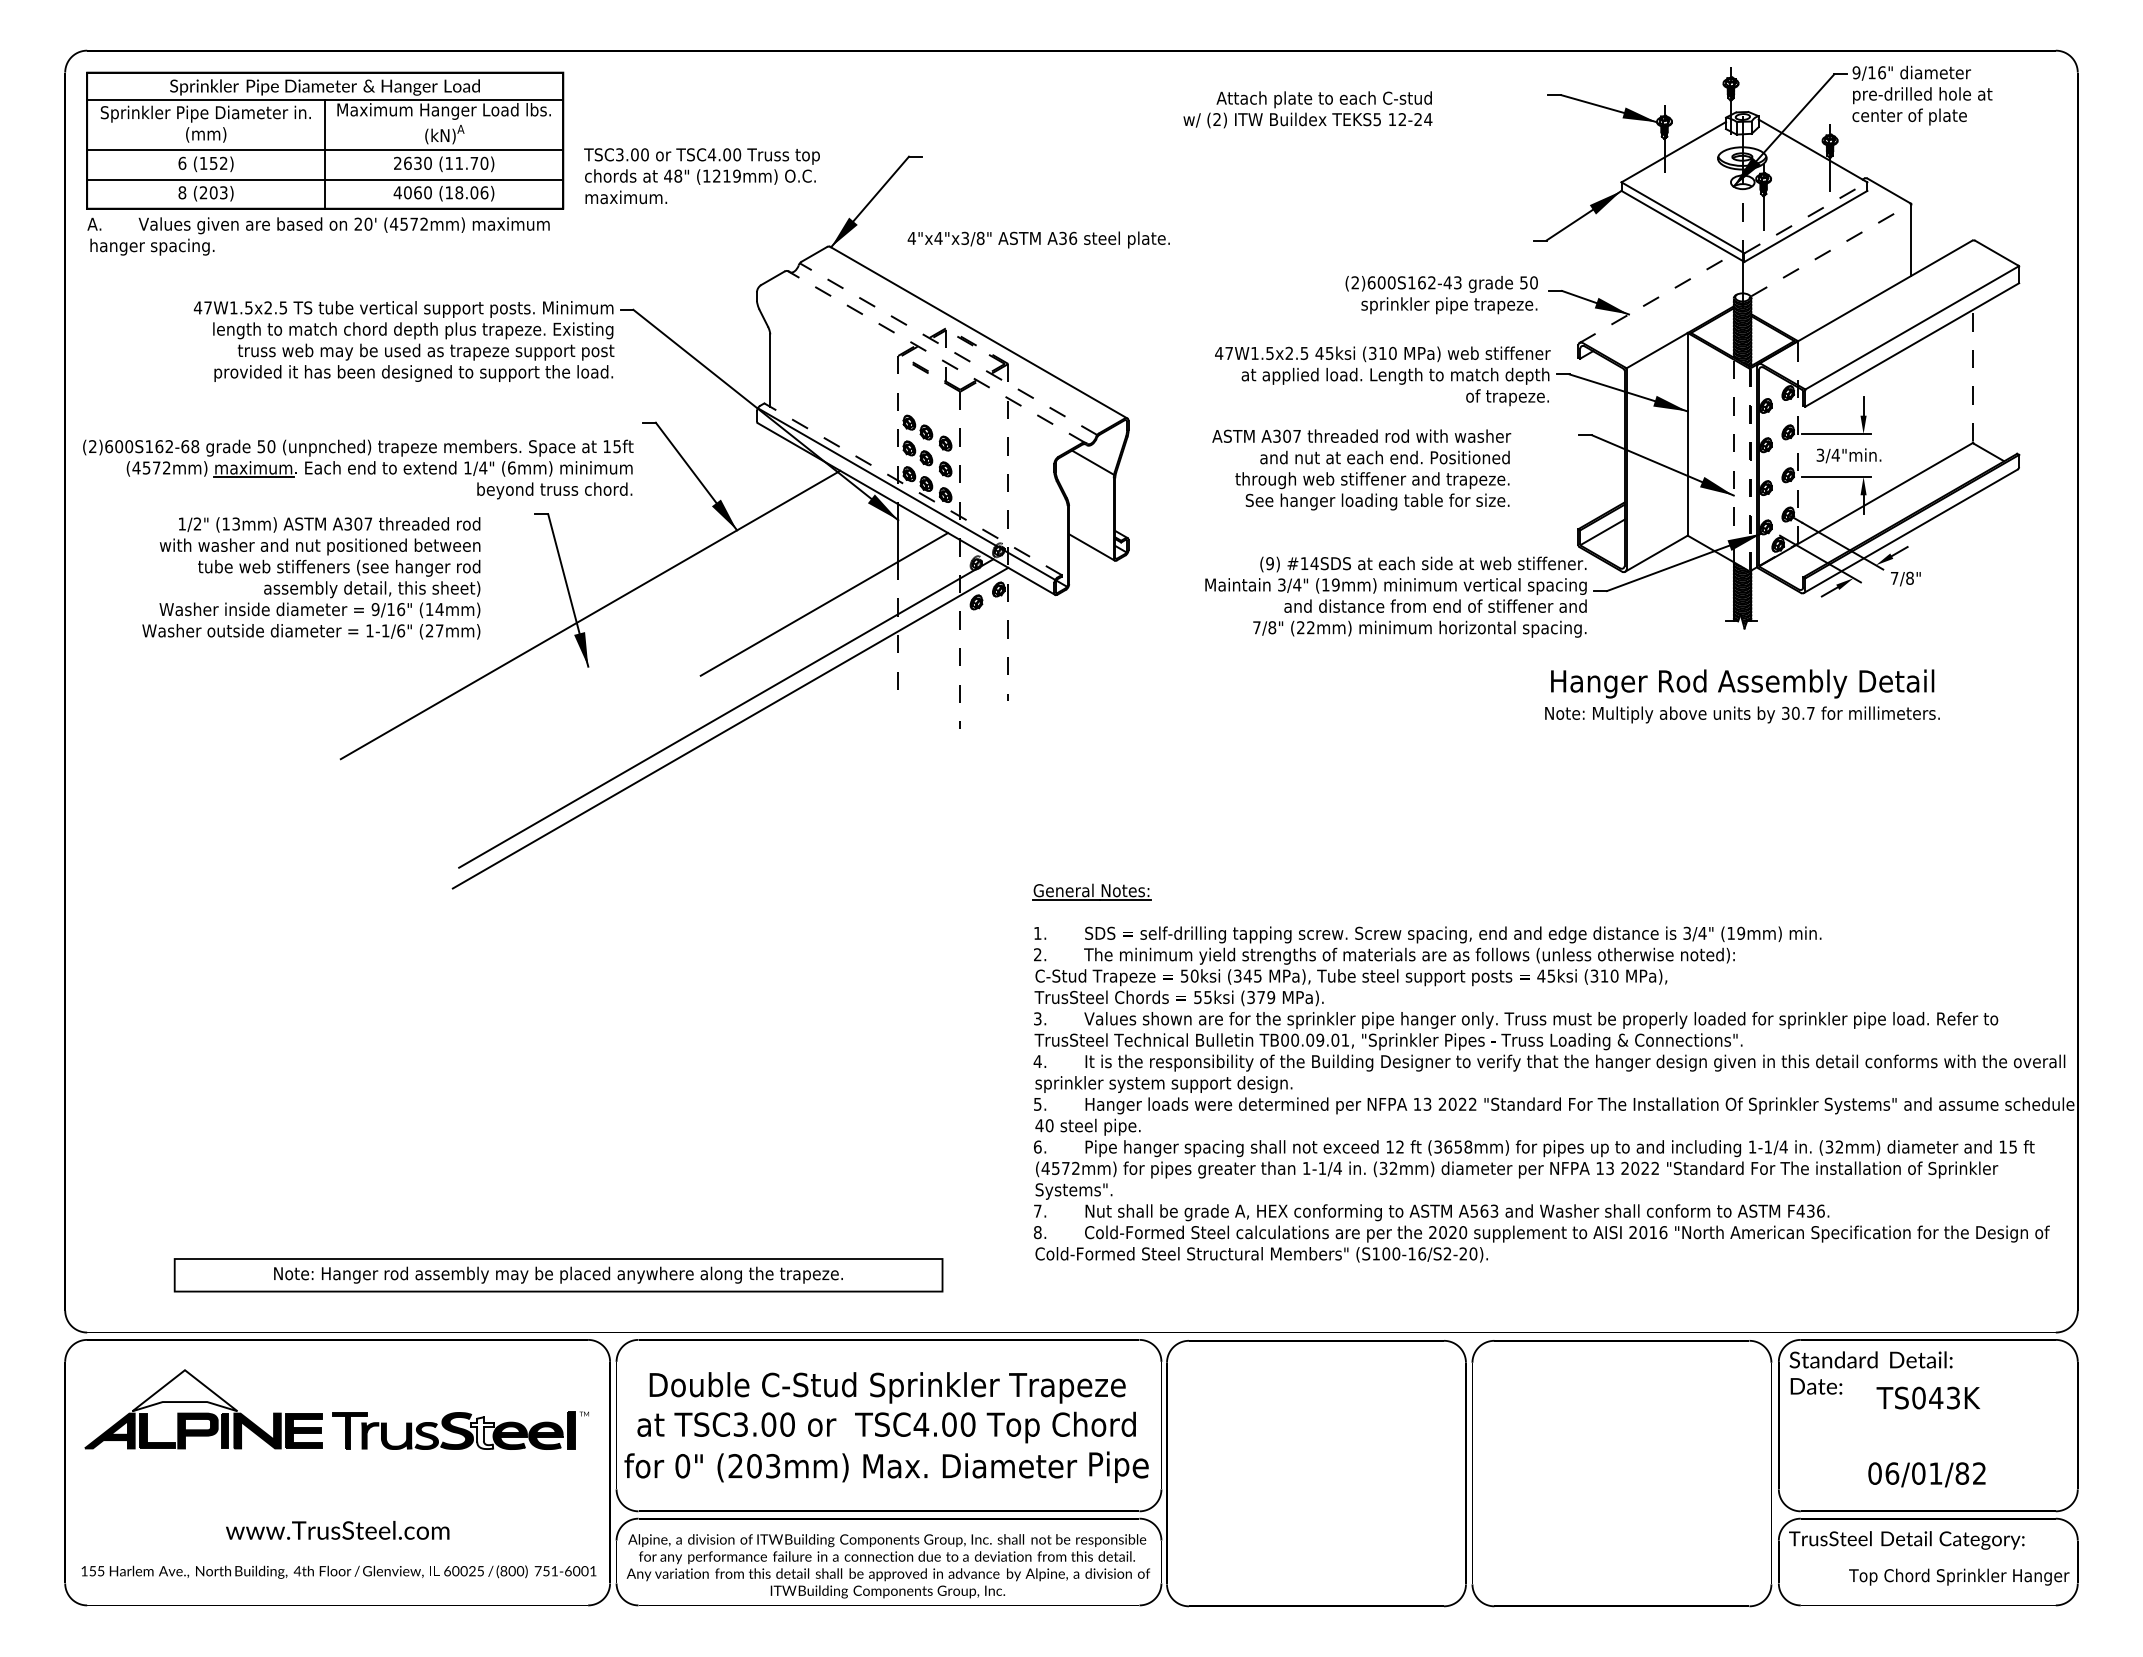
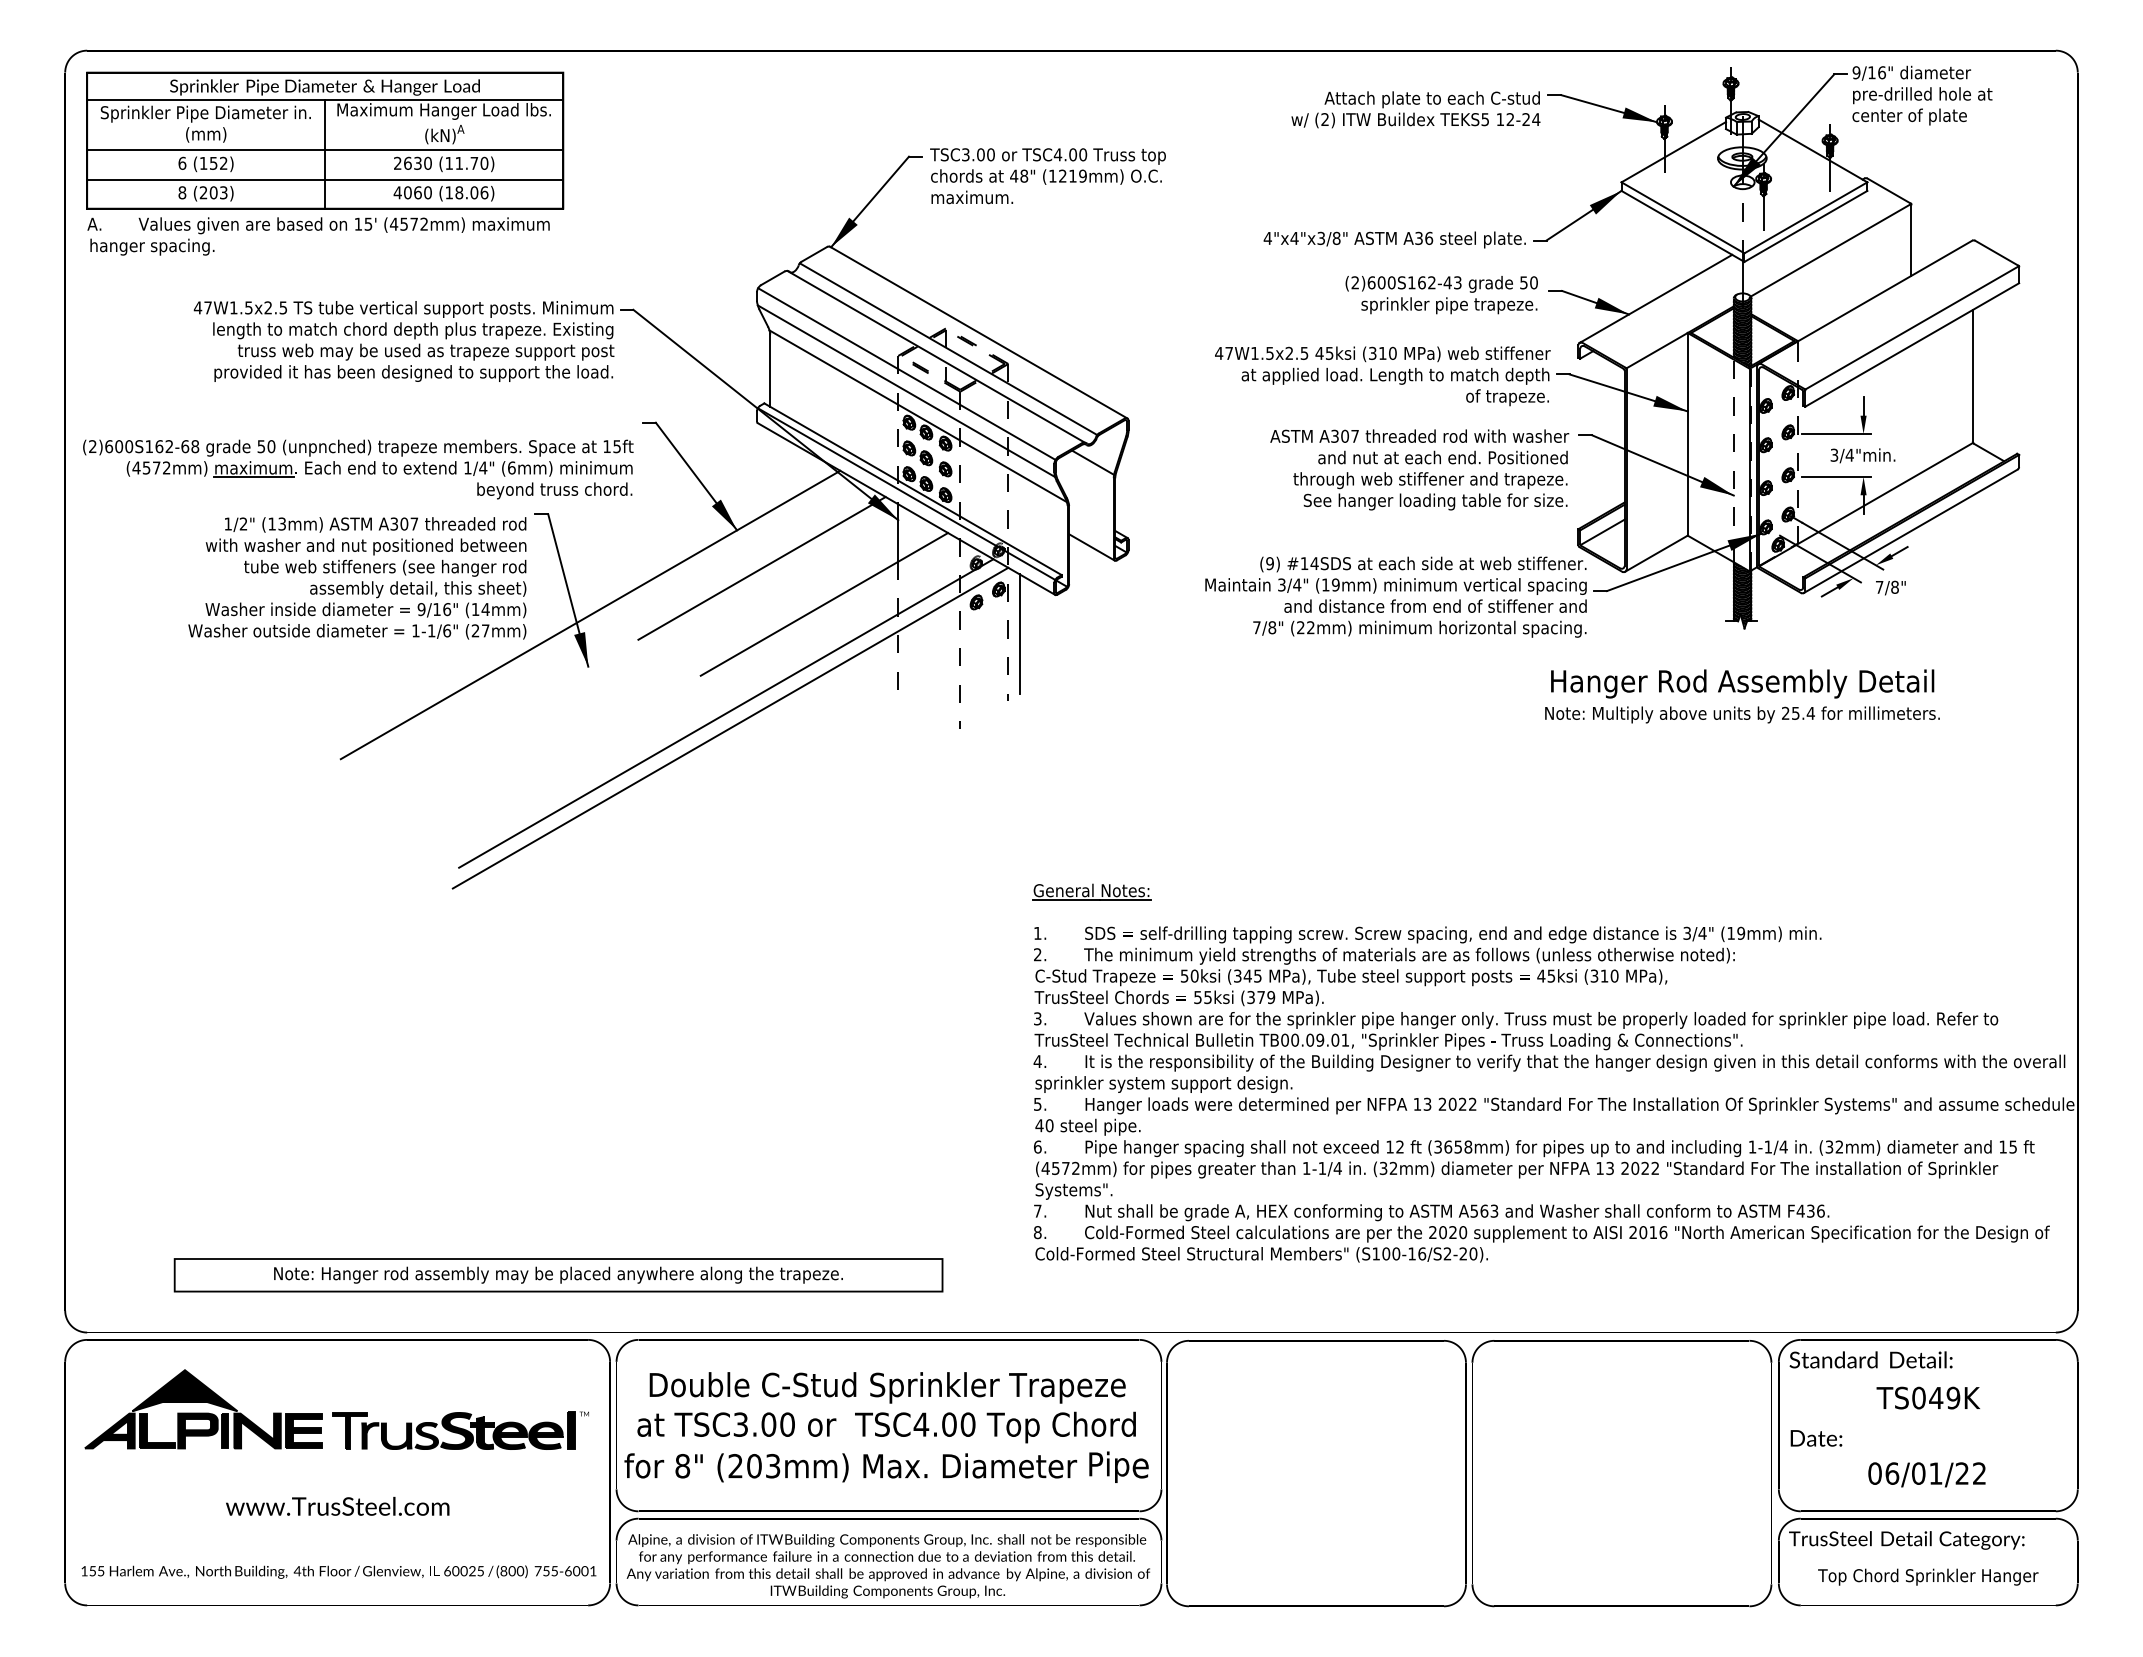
text position: (1307, 109) -> (1415, 109) (1415, 109)
text position: (701, 176) -> (1047, 176) (1047, 176)
line: dashed -> solid (1805, 217)
text: 20' -> 15' (363, 223)
text position: (1038, 239) -> (1394, 239) (1394, 239)
line: dashed -> solid (1831, 249)
line: dashed -> solid (1656, 298)
line: dashed -> solid (948, 349)
line: dashed -> solid (936, 356)
line: none -> present (906, 373)
line: dashed -> solid (1972, 375)
line: none -> present (906, 391)
line: none -> present (917, 416)
text position: (1848, 455) -> (1862, 455) (1862, 455)
text position: (1361, 469) -> (1419, 469) (1419, 469)
line: dashed -> solid (1749, 470)
line: dashed -> solid (913, 489)
line: none -> present (761, 568)
text position: (311, 578) -> (357, 578) (357, 578)
text position: (1905, 578) -> (1890, 587) (1890, 587)
line: none -> present (1019, 634)
text: 30.7 -> 25.4 (1798, 712)
text position: (1816, 1386) -> (1816, 1438) (1816, 1438)
fill: none -> present (184, 1390)
text: TS043K -> TS049K (1953, 1397)
fill: none -> present (482, 1433)
text: 0" -> 8" (682, 1466)
text: 06/01/82 -> 06/01/22 (1962, 1473)
text position: (337, 1529) -> (337, 1505) (337, 1505)
text: 751-6001 -> 755-6001 (554, 1571)
text position: (1959, 1576) -> (1928, 1576) (1928, 1576)
